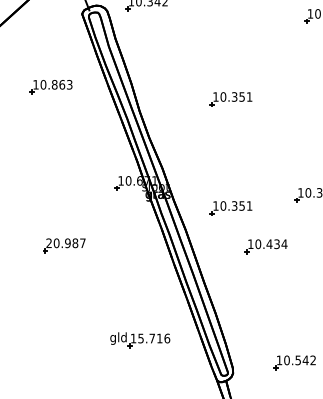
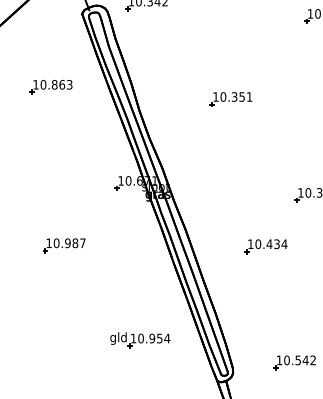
part: present -> none (230, 208)
text: 20.987 -> 10.987 (48, 242)
text: 15.716 -> 10.954 (154, 338)
